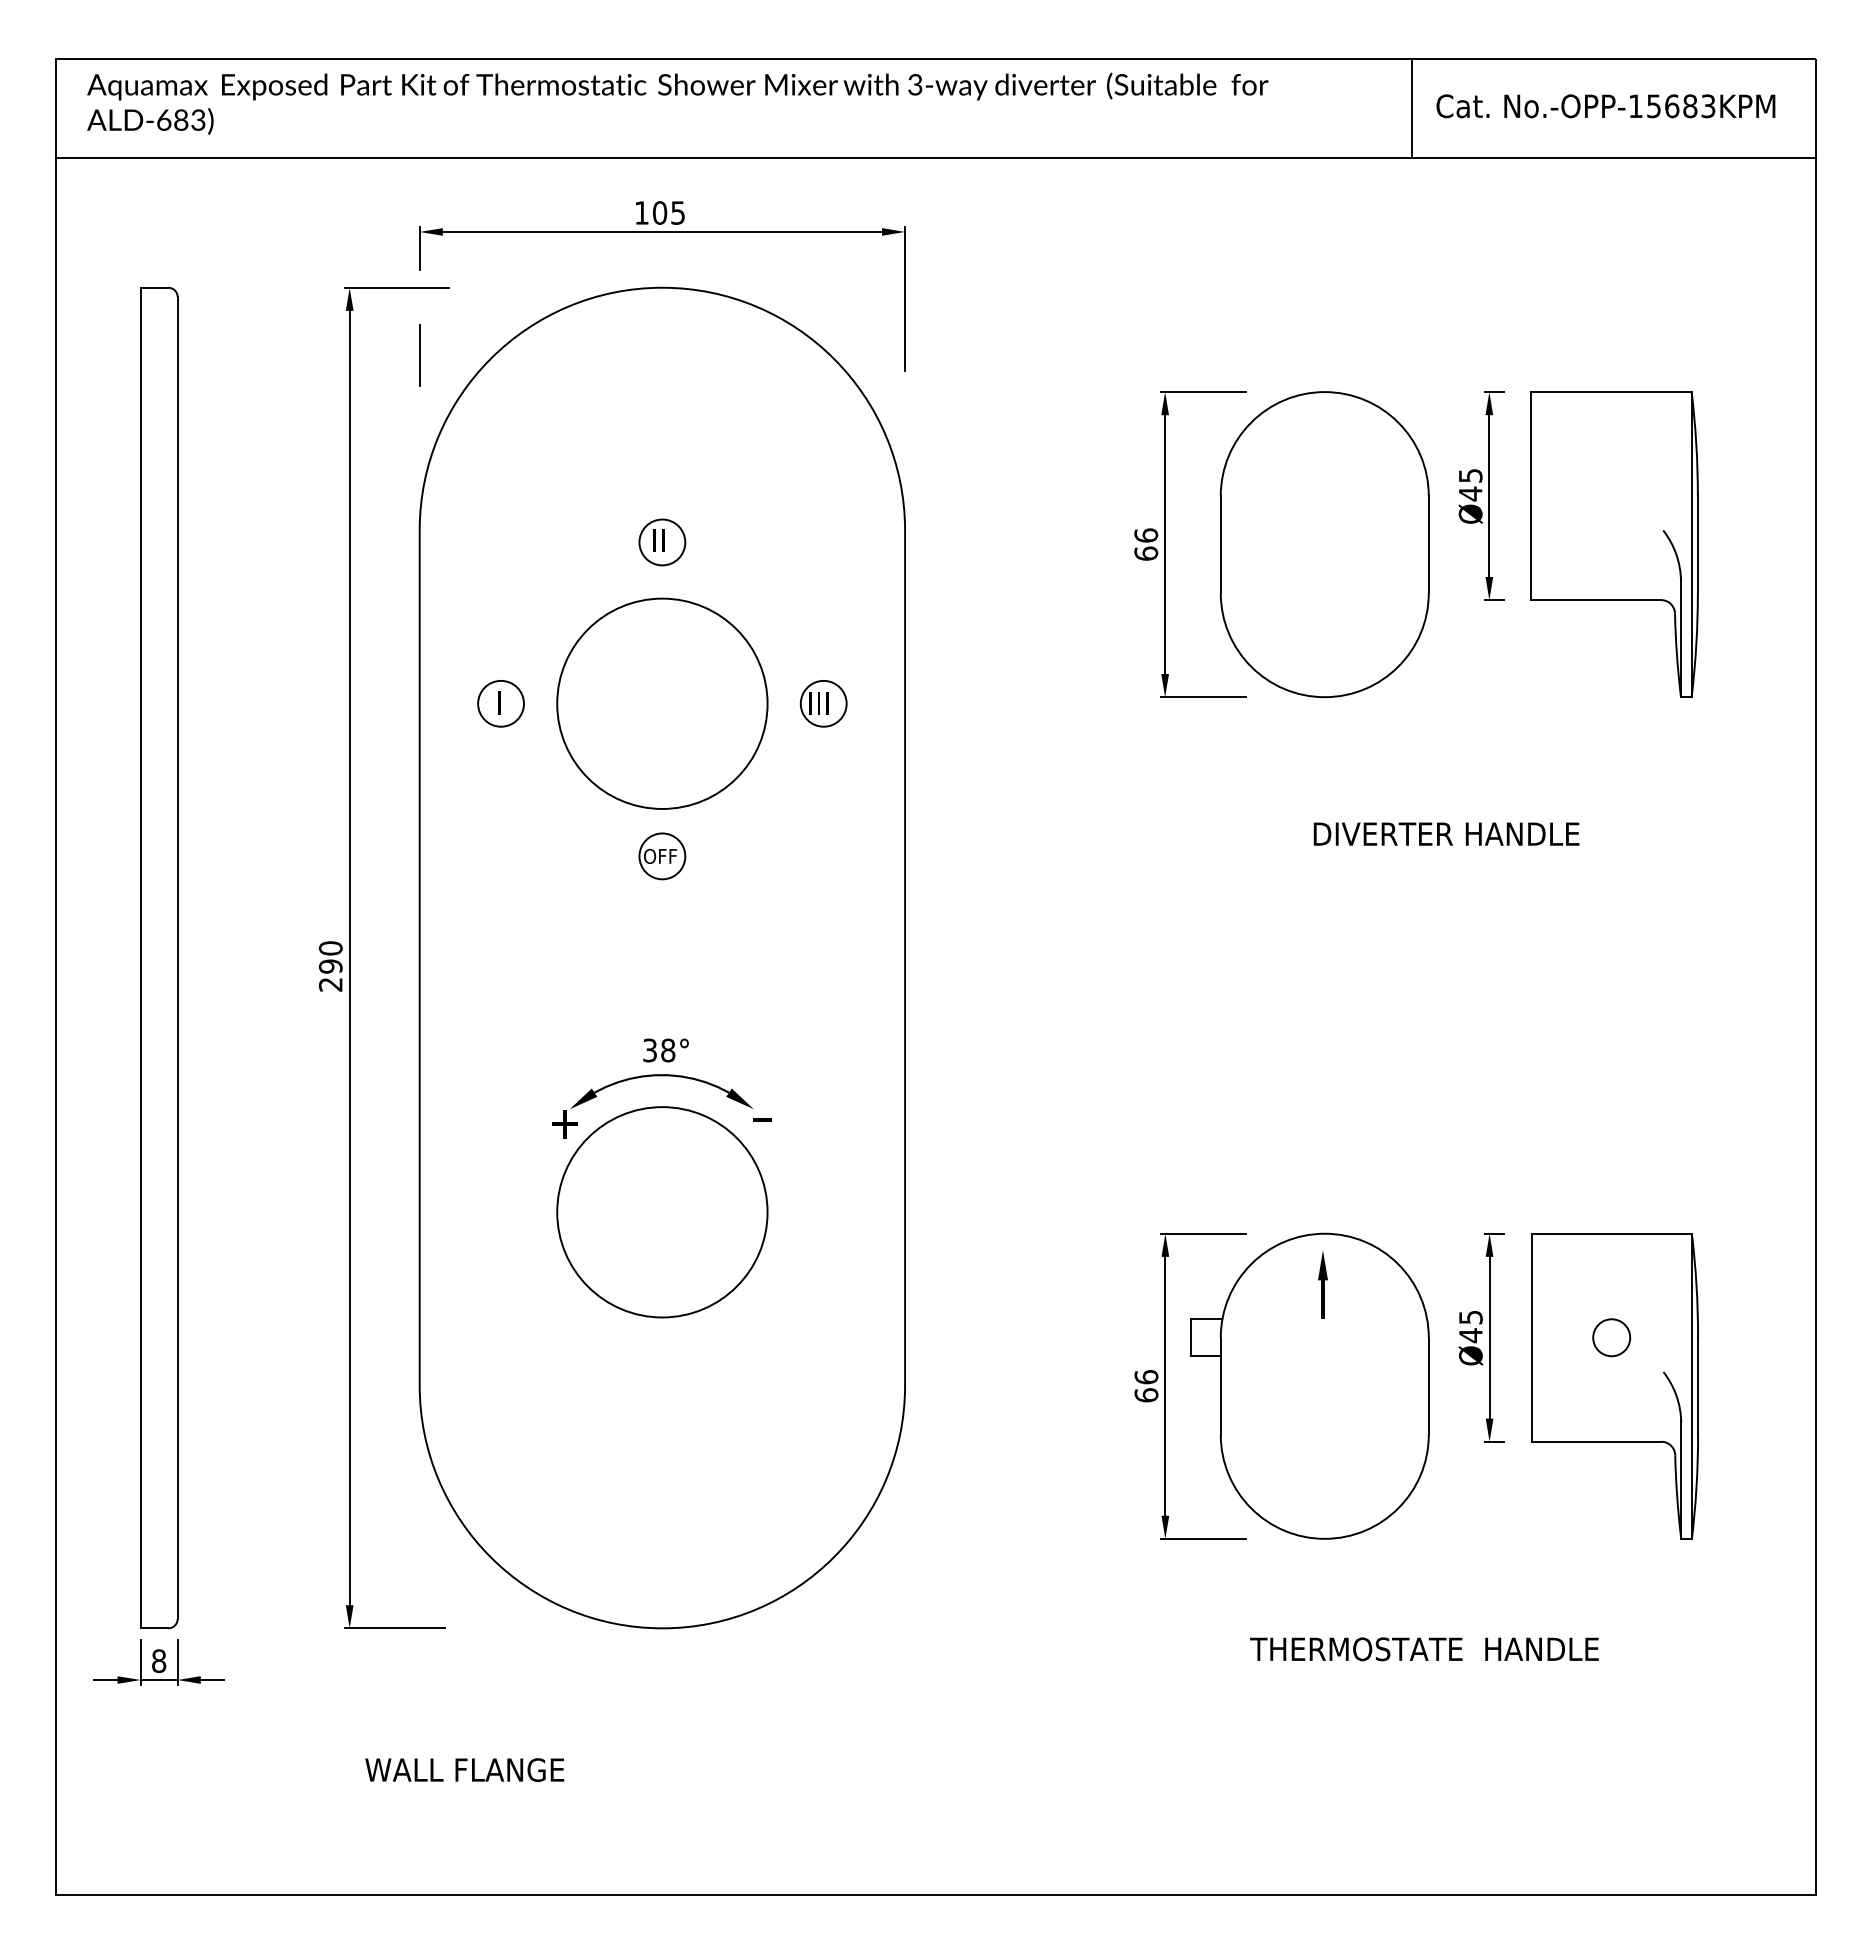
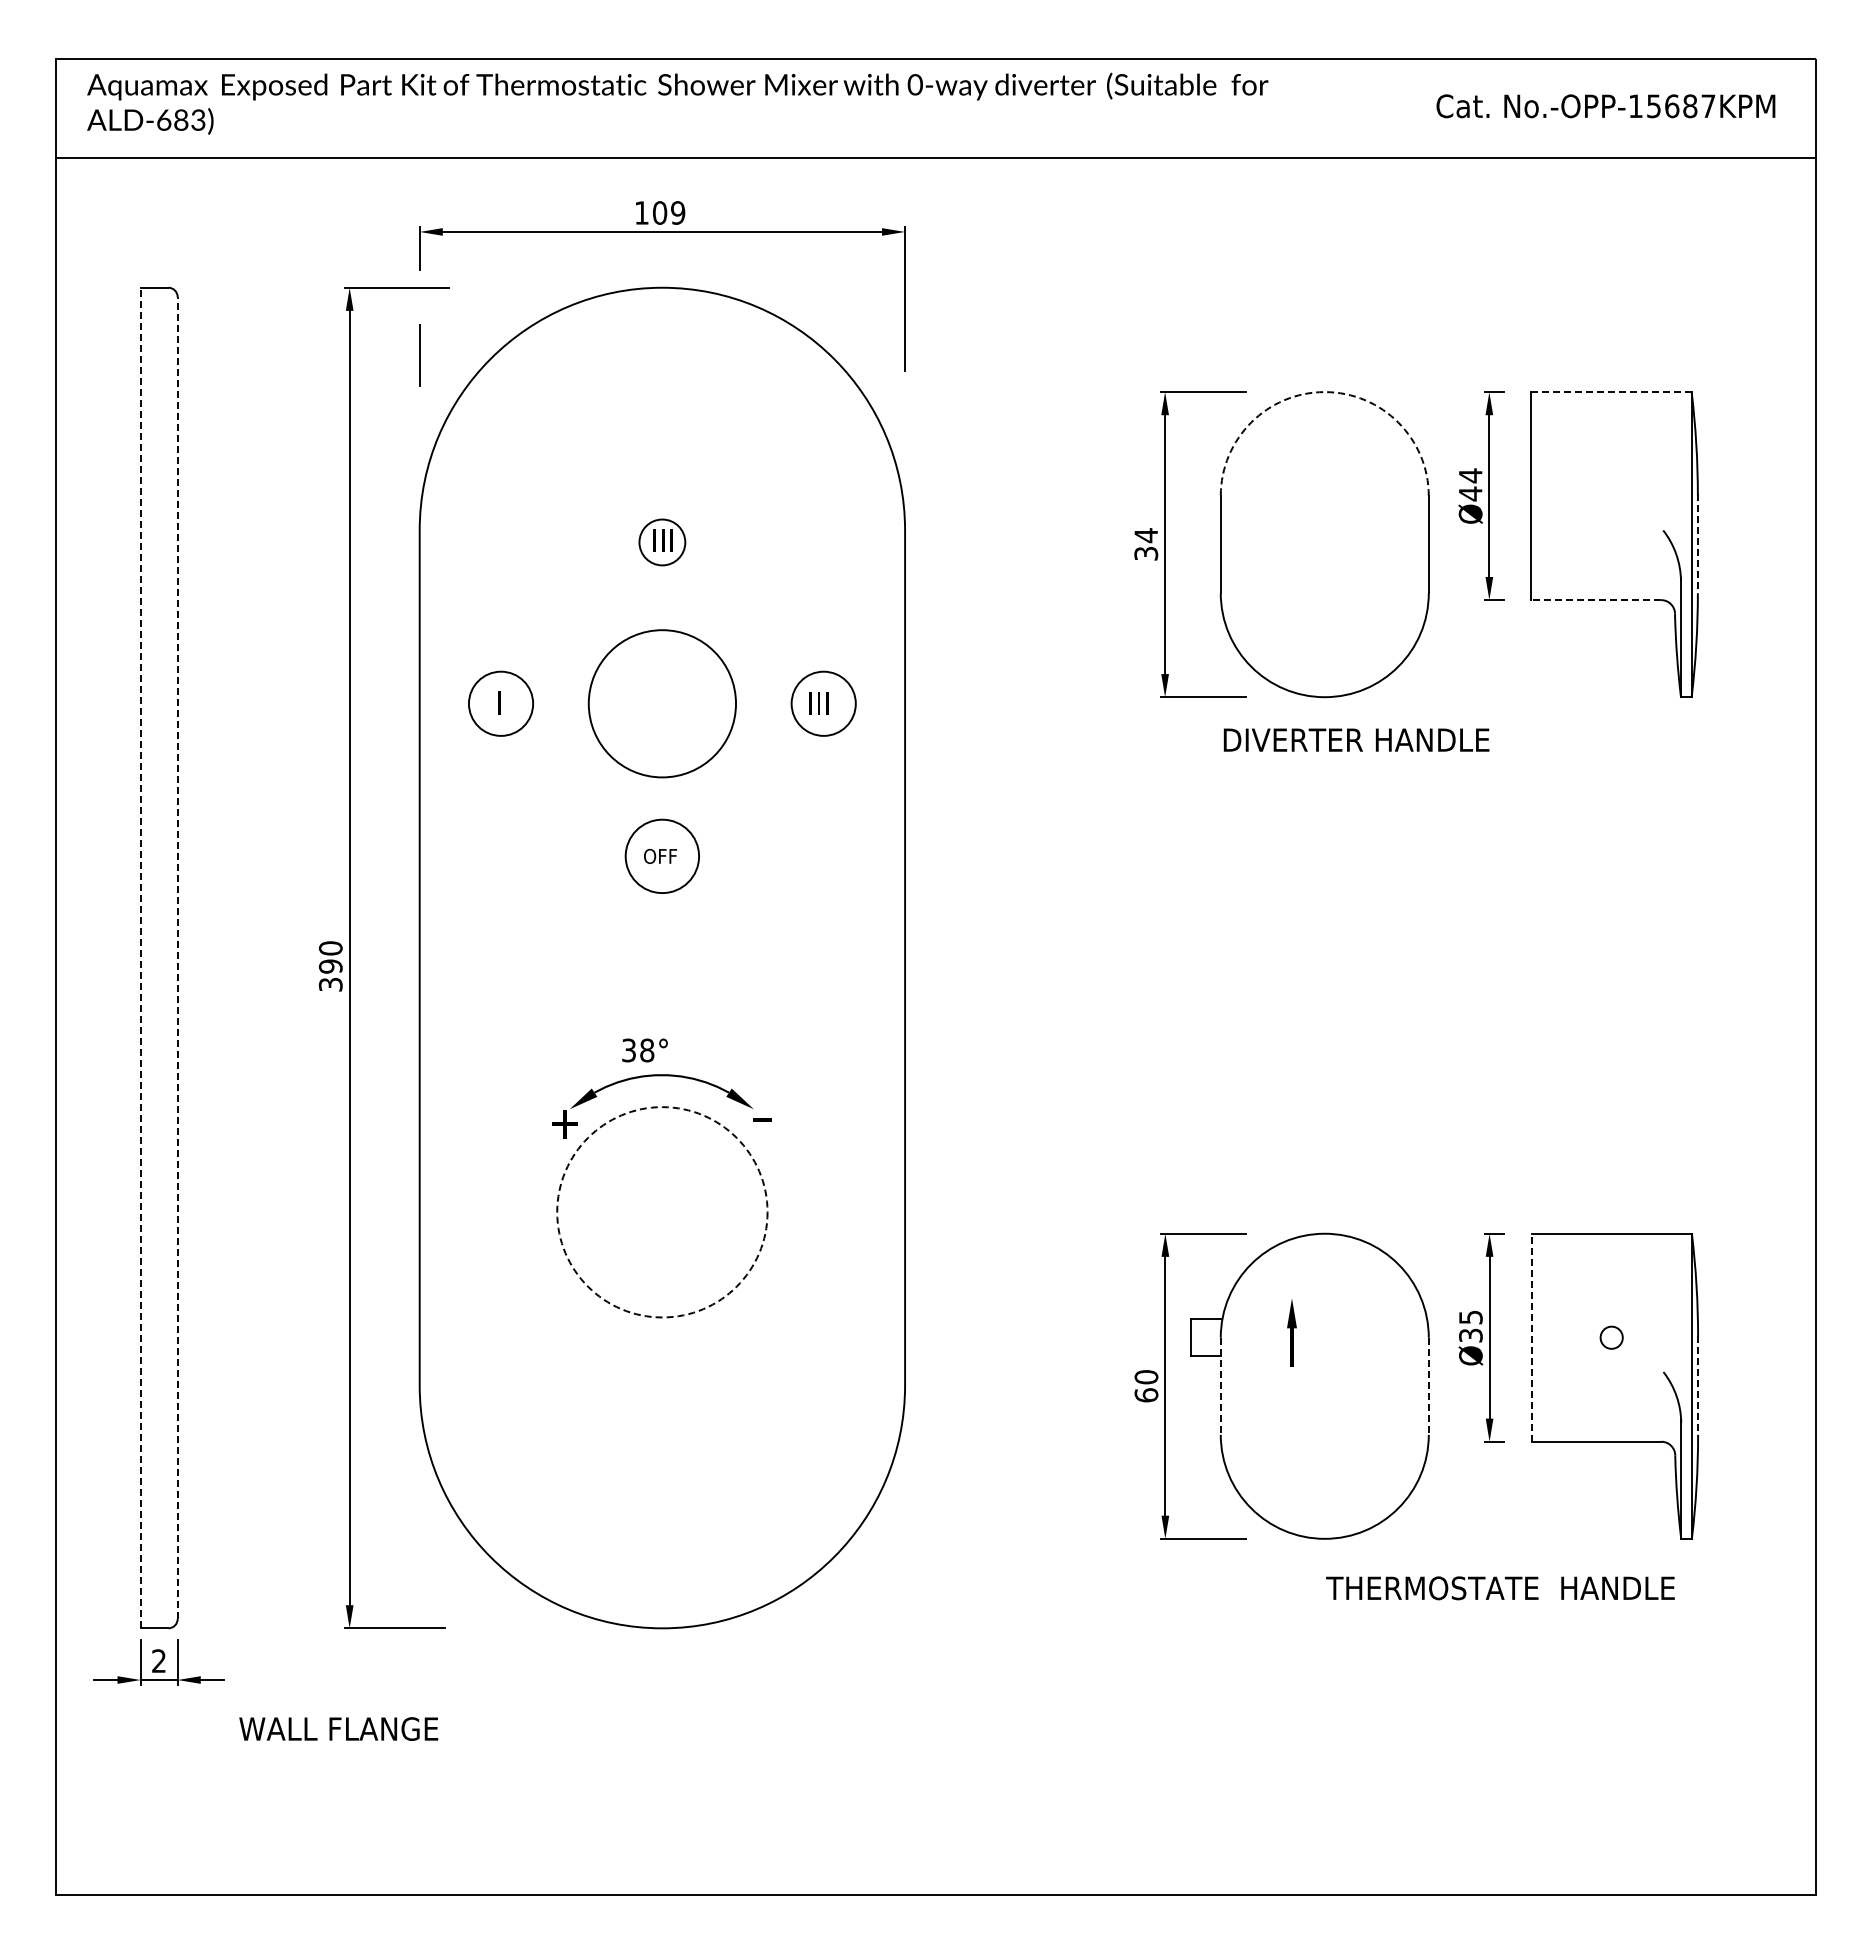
text: 3-way -> 0-way (914, 84)
text: No.-OPP-15683KPM -> No.-OPP-15687KPM (1708, 106)
line: present -> none (1411, 107)
text: 105 -> 109 (678, 212)
arc: solid -> dashed (1324, 392)
line: solid -> dashed (1612, 392)
text: Ø45 -> Ø44 (1470, 475)
text: II -> III (671, 540)
line: solid -> dashed (1697, 543)
text: 66 -> 34 (1146, 544)
line: solid -> dashed (1596, 600)
circle diameter: 46 px -> 64 px (500, 703)
circle diameter: 210 px -> 147 px (662, 703)
circle diameter: 46 px -> 64 px (823, 703)
text position: (1446, 833) -> (1356, 739) (1356, 739)
circle diameter: 46 px -> 73 px (662, 856)
line: solid -> dashed (140, 957)
line: solid -> dashed (177, 957)
text: 290 -> 390 (330, 984)
text position: (665, 1050) -> (644, 1050) (644, 1050)
circle: solid -> dashed (662, 1212)
part position: (1322, 1284) -> (1291, 1332) (1291, 1332)
text: Ø45 -> Ø35 (1470, 1335)
line: solid -> dashed (1531, 1337)
circle diameter: 37 px -> 22 px (1611, 1337)
text: 66 -> 60 (1146, 1377)
line: solid -> dashed (1698, 1385)
line: solid -> dashed (1220, 1386)
line: solid -> dashed (1428, 1386)
text position: (1424, 1649) -> (1500, 1588) (1500, 1588)
text: 8 -> 2 (159, 1661)
text position: (464, 1769) -> (338, 1728) (338, 1728)
